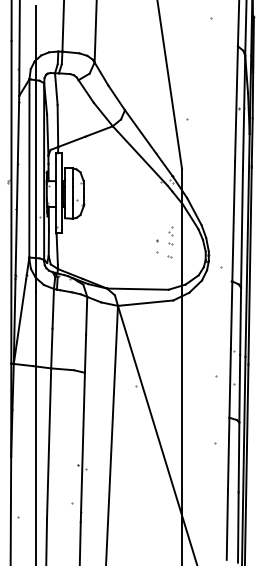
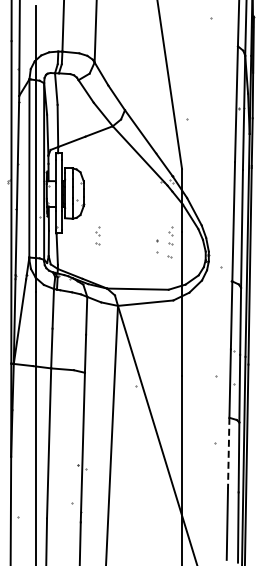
part: none -> present (97, 235)
line: solid -> dashed (228, 453)
